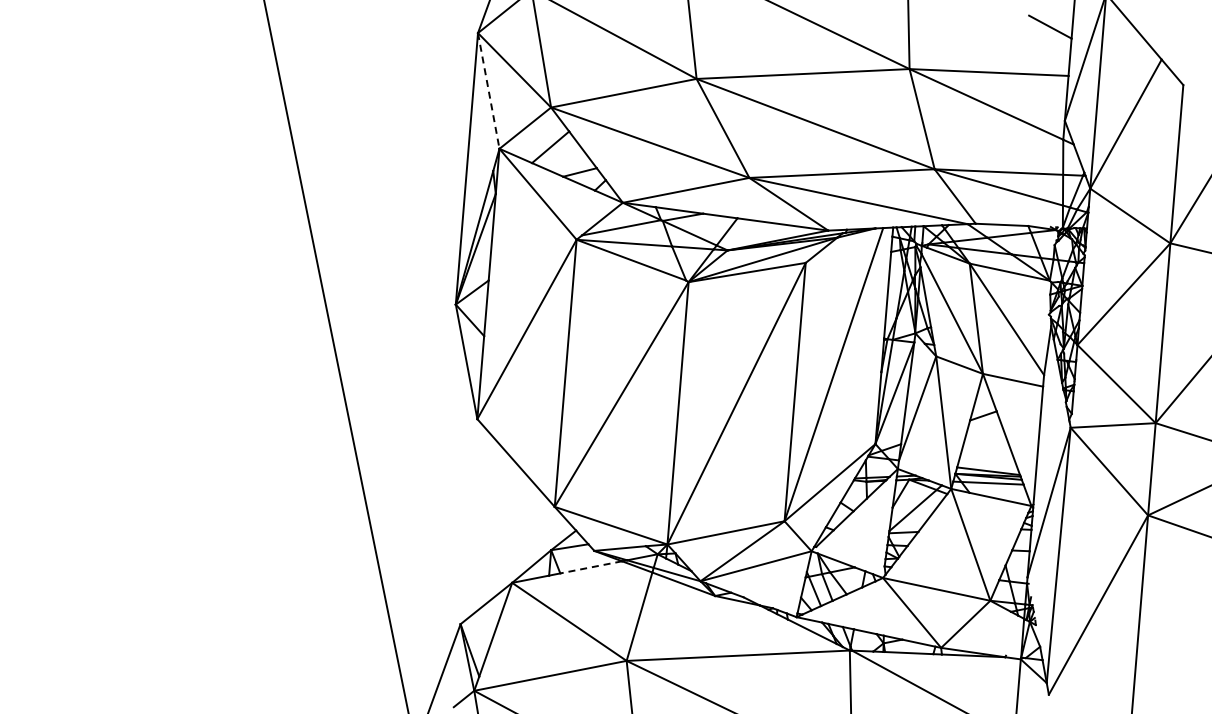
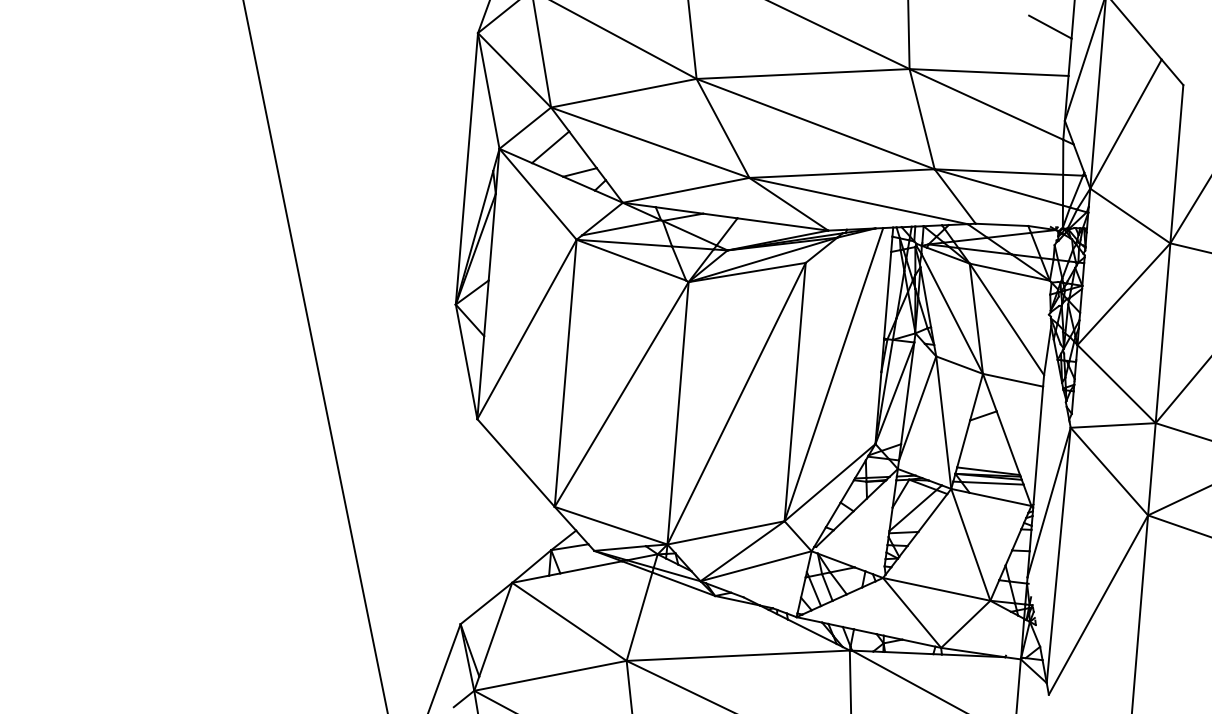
line: dashed -> solid (488, 90)
line position: (335, 356) -> (315, 356) (315, 356)
line: dashed -> solid (591, 567)
